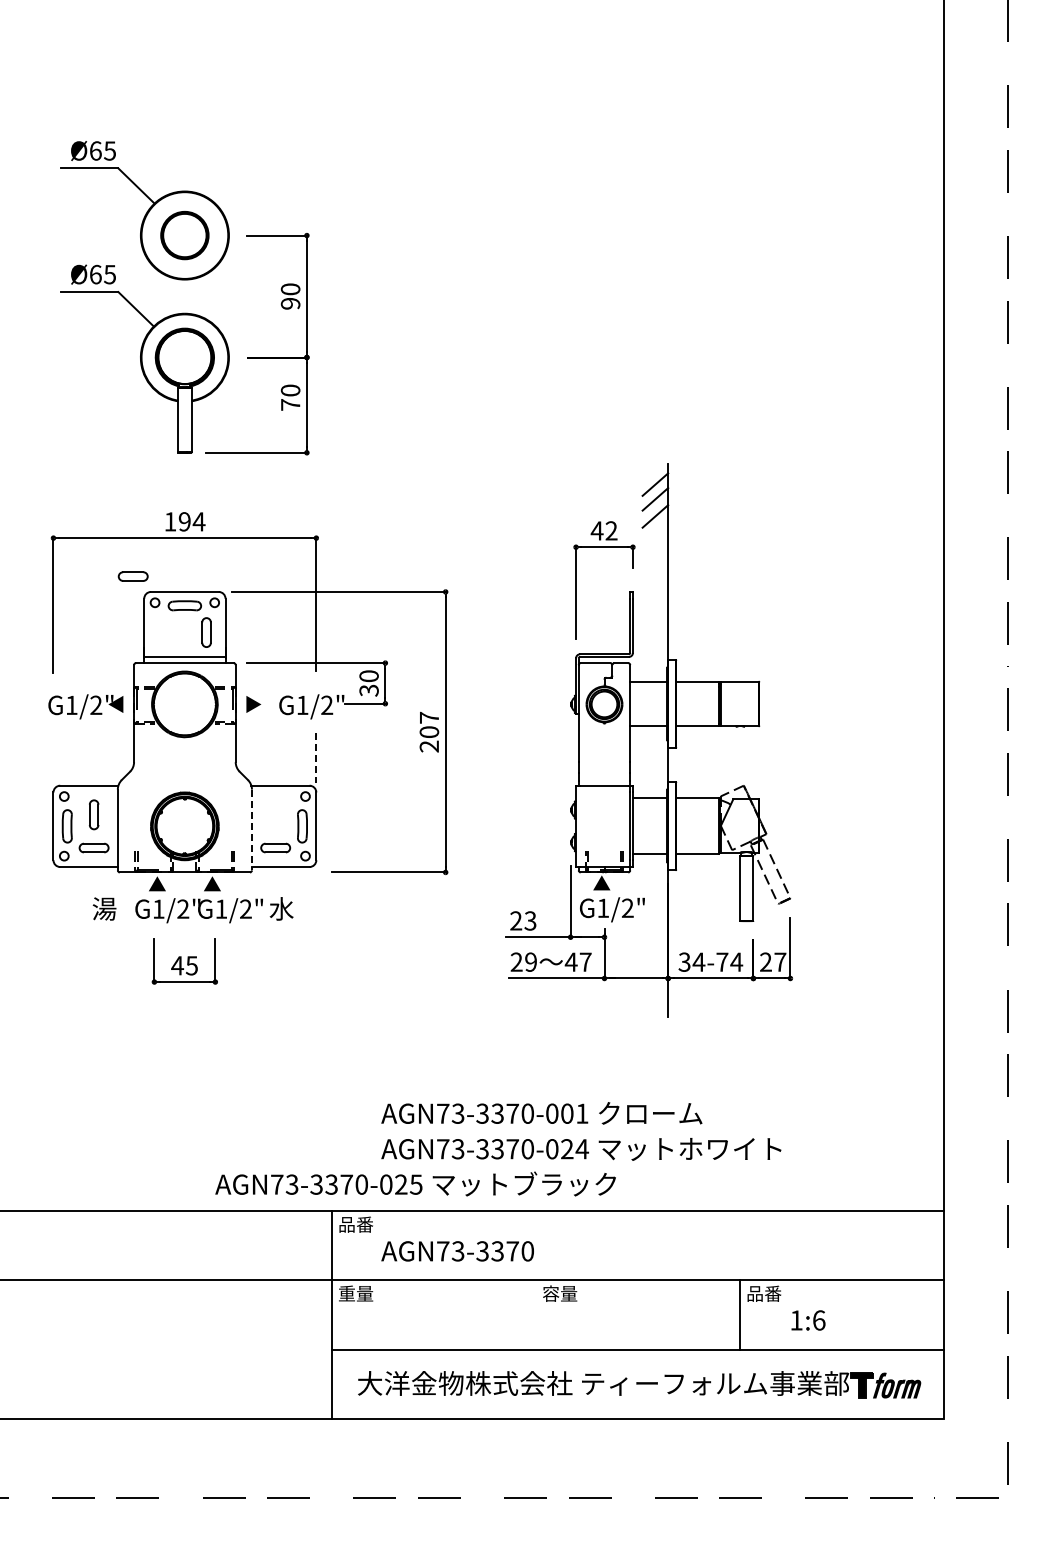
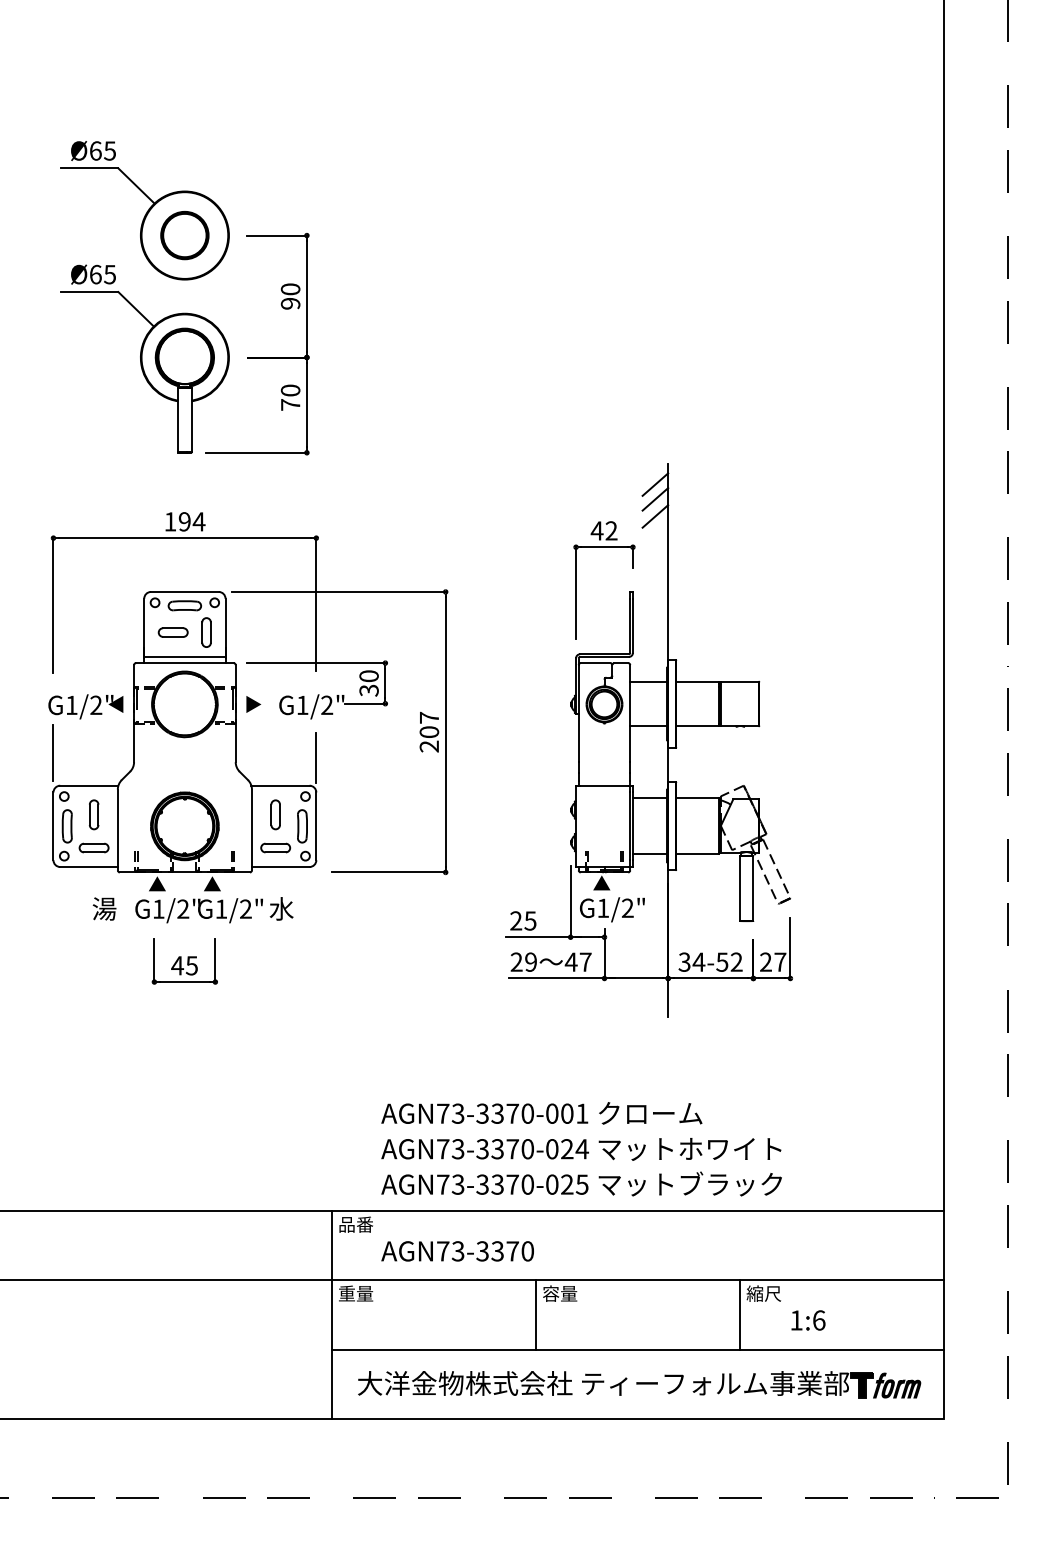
part position: (132, 576) -> (172, 632) (172, 632)
line: none -> present (53, 752)
line: dashed -> solid (316, 758)
part: none -> present (275, 814)
line: dashed -> solid (251, 830)
text: 23 -> 25 (530, 920)
text: 34-74 -> 34-52 (729, 961)
text position: (415, 1183) -> (581, 1183) (581, 1183)
text: 品番 -> 縮尺 (763, 1293)
line: none -> present (536, 1314)
